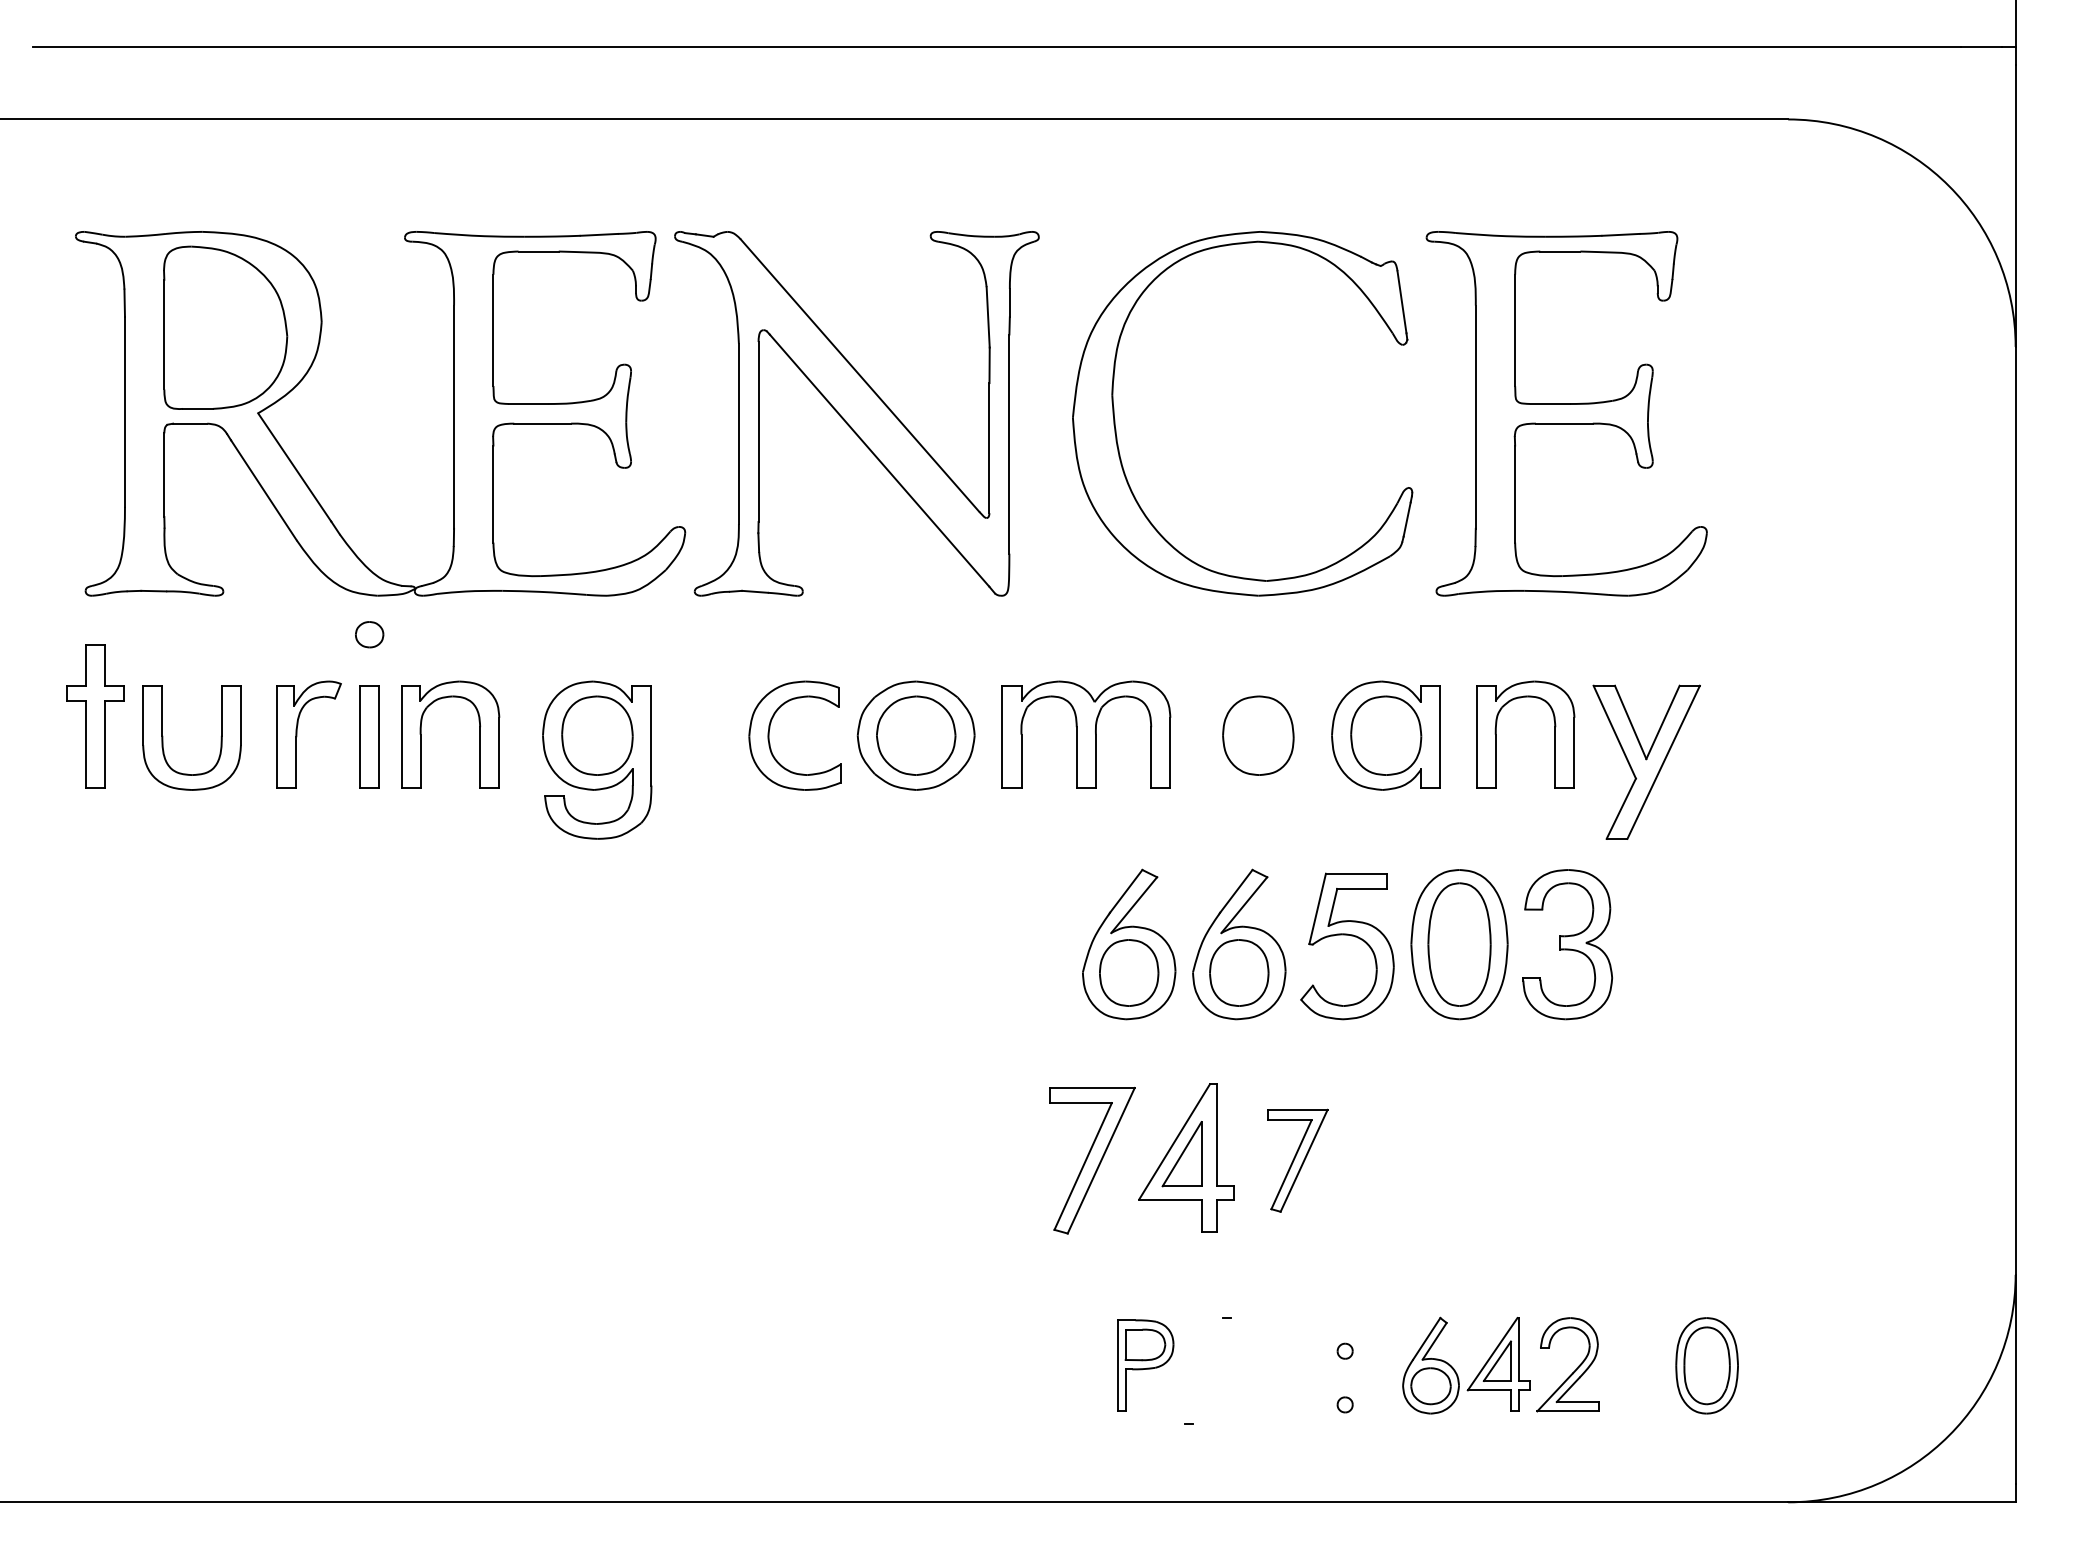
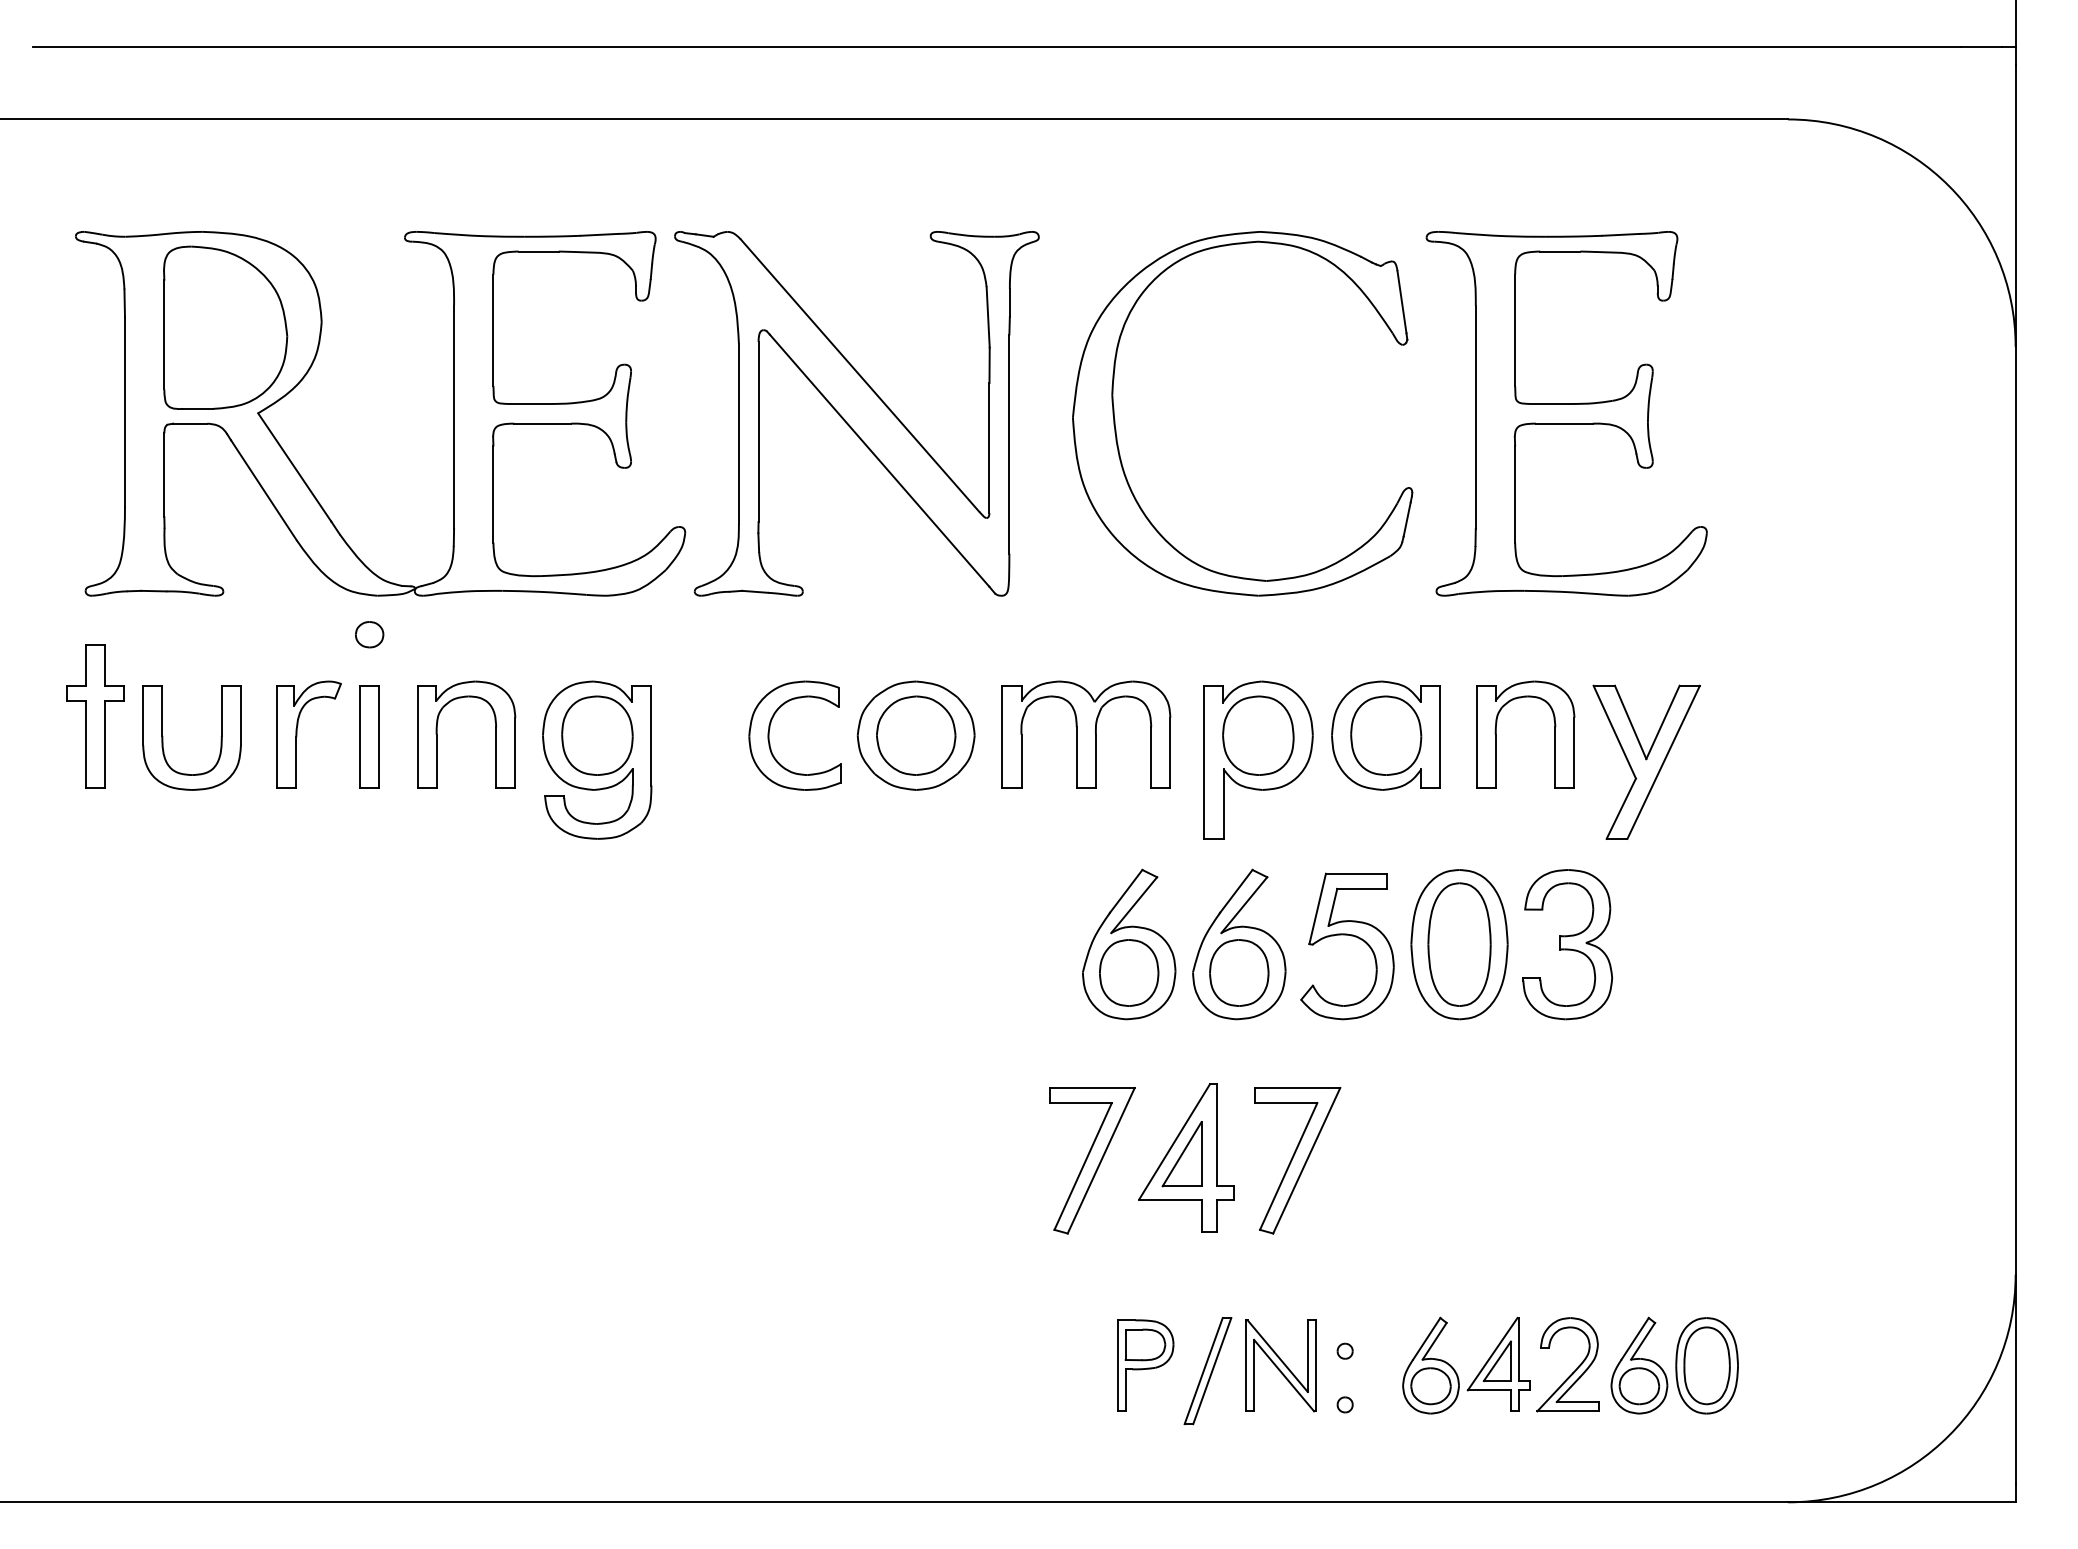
part position: (421, 734) -> (437, 734) (437, 734)
part: none -> present (1258, 759)
part size: 62x105 px -> 88x148 px (1297, 1160)
part: none -> present (1280, 1365)
part: none -> present (1639, 1365)
line: none -> present (1203, 1371)
line: none -> present (1212, 1371)
